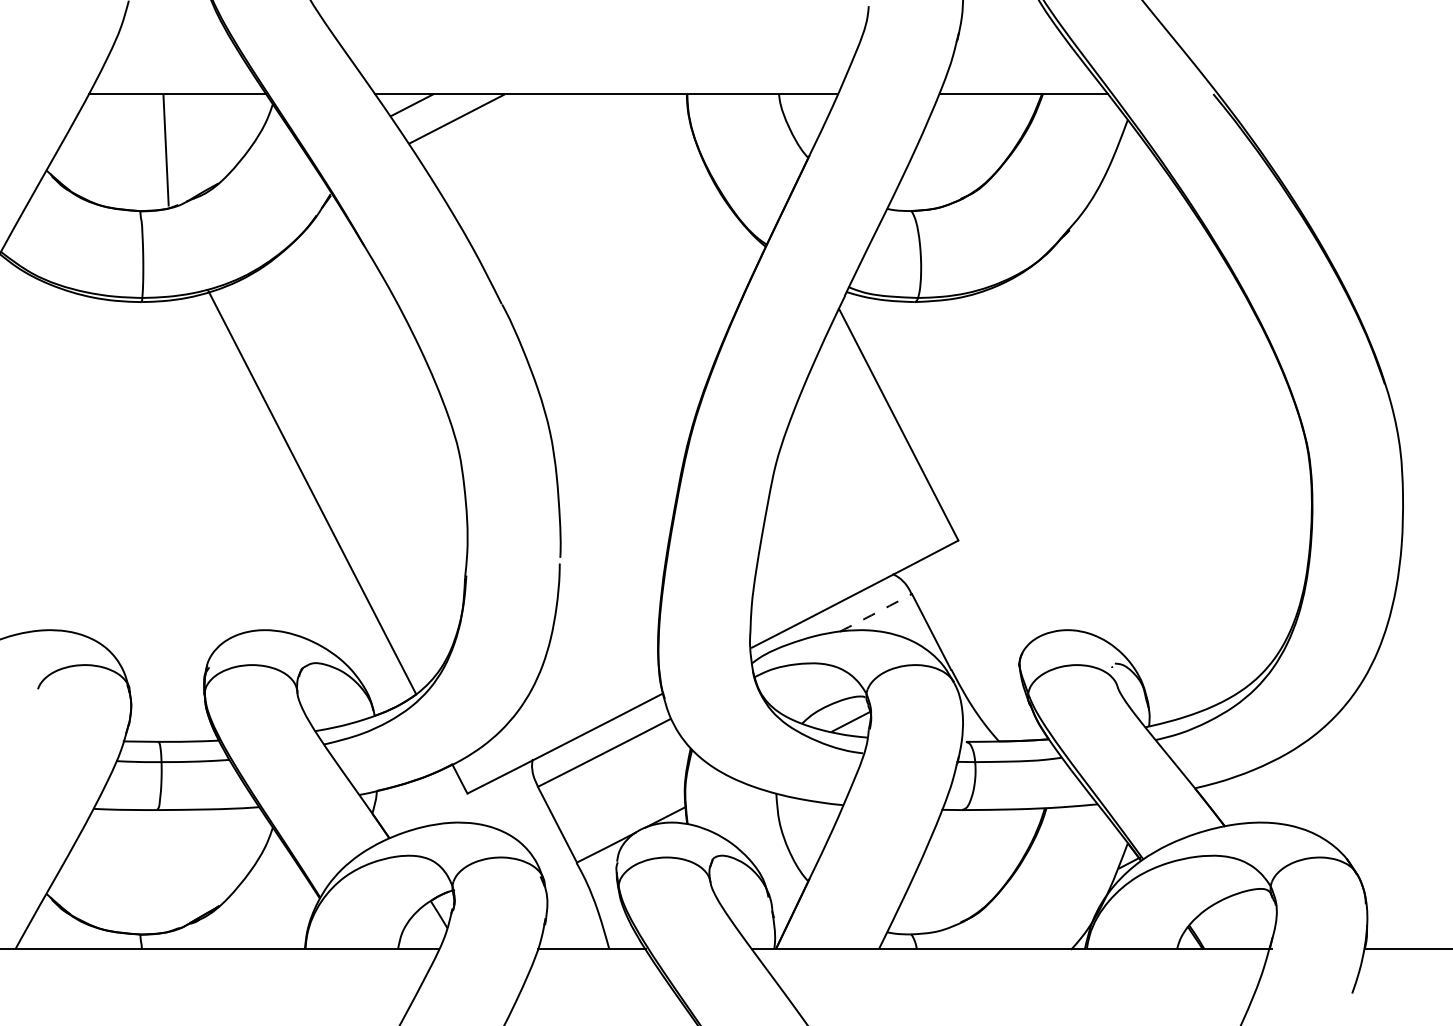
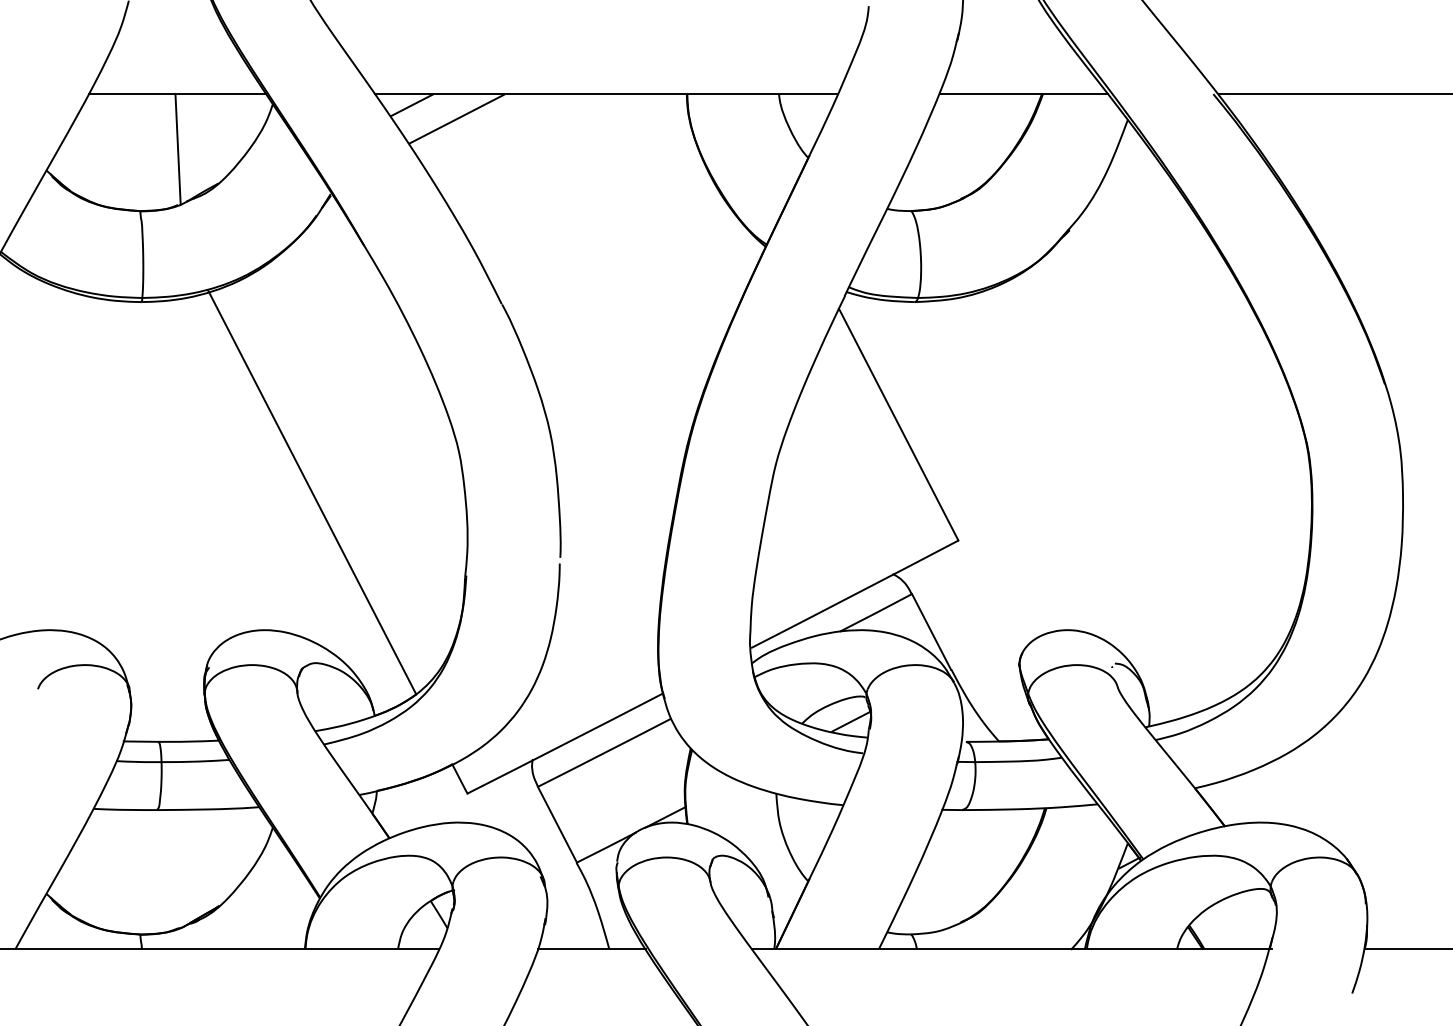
line: none -> present (1333, 94)
line position: (165, 150) -> (177, 149) (177, 149)
arc: dashed -> solid (876, 613)
